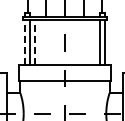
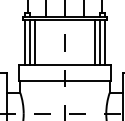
line: dashed -> solid (25, 42)
line: dashed -> solid (35, 42)
line: none -> present (94, 42)
